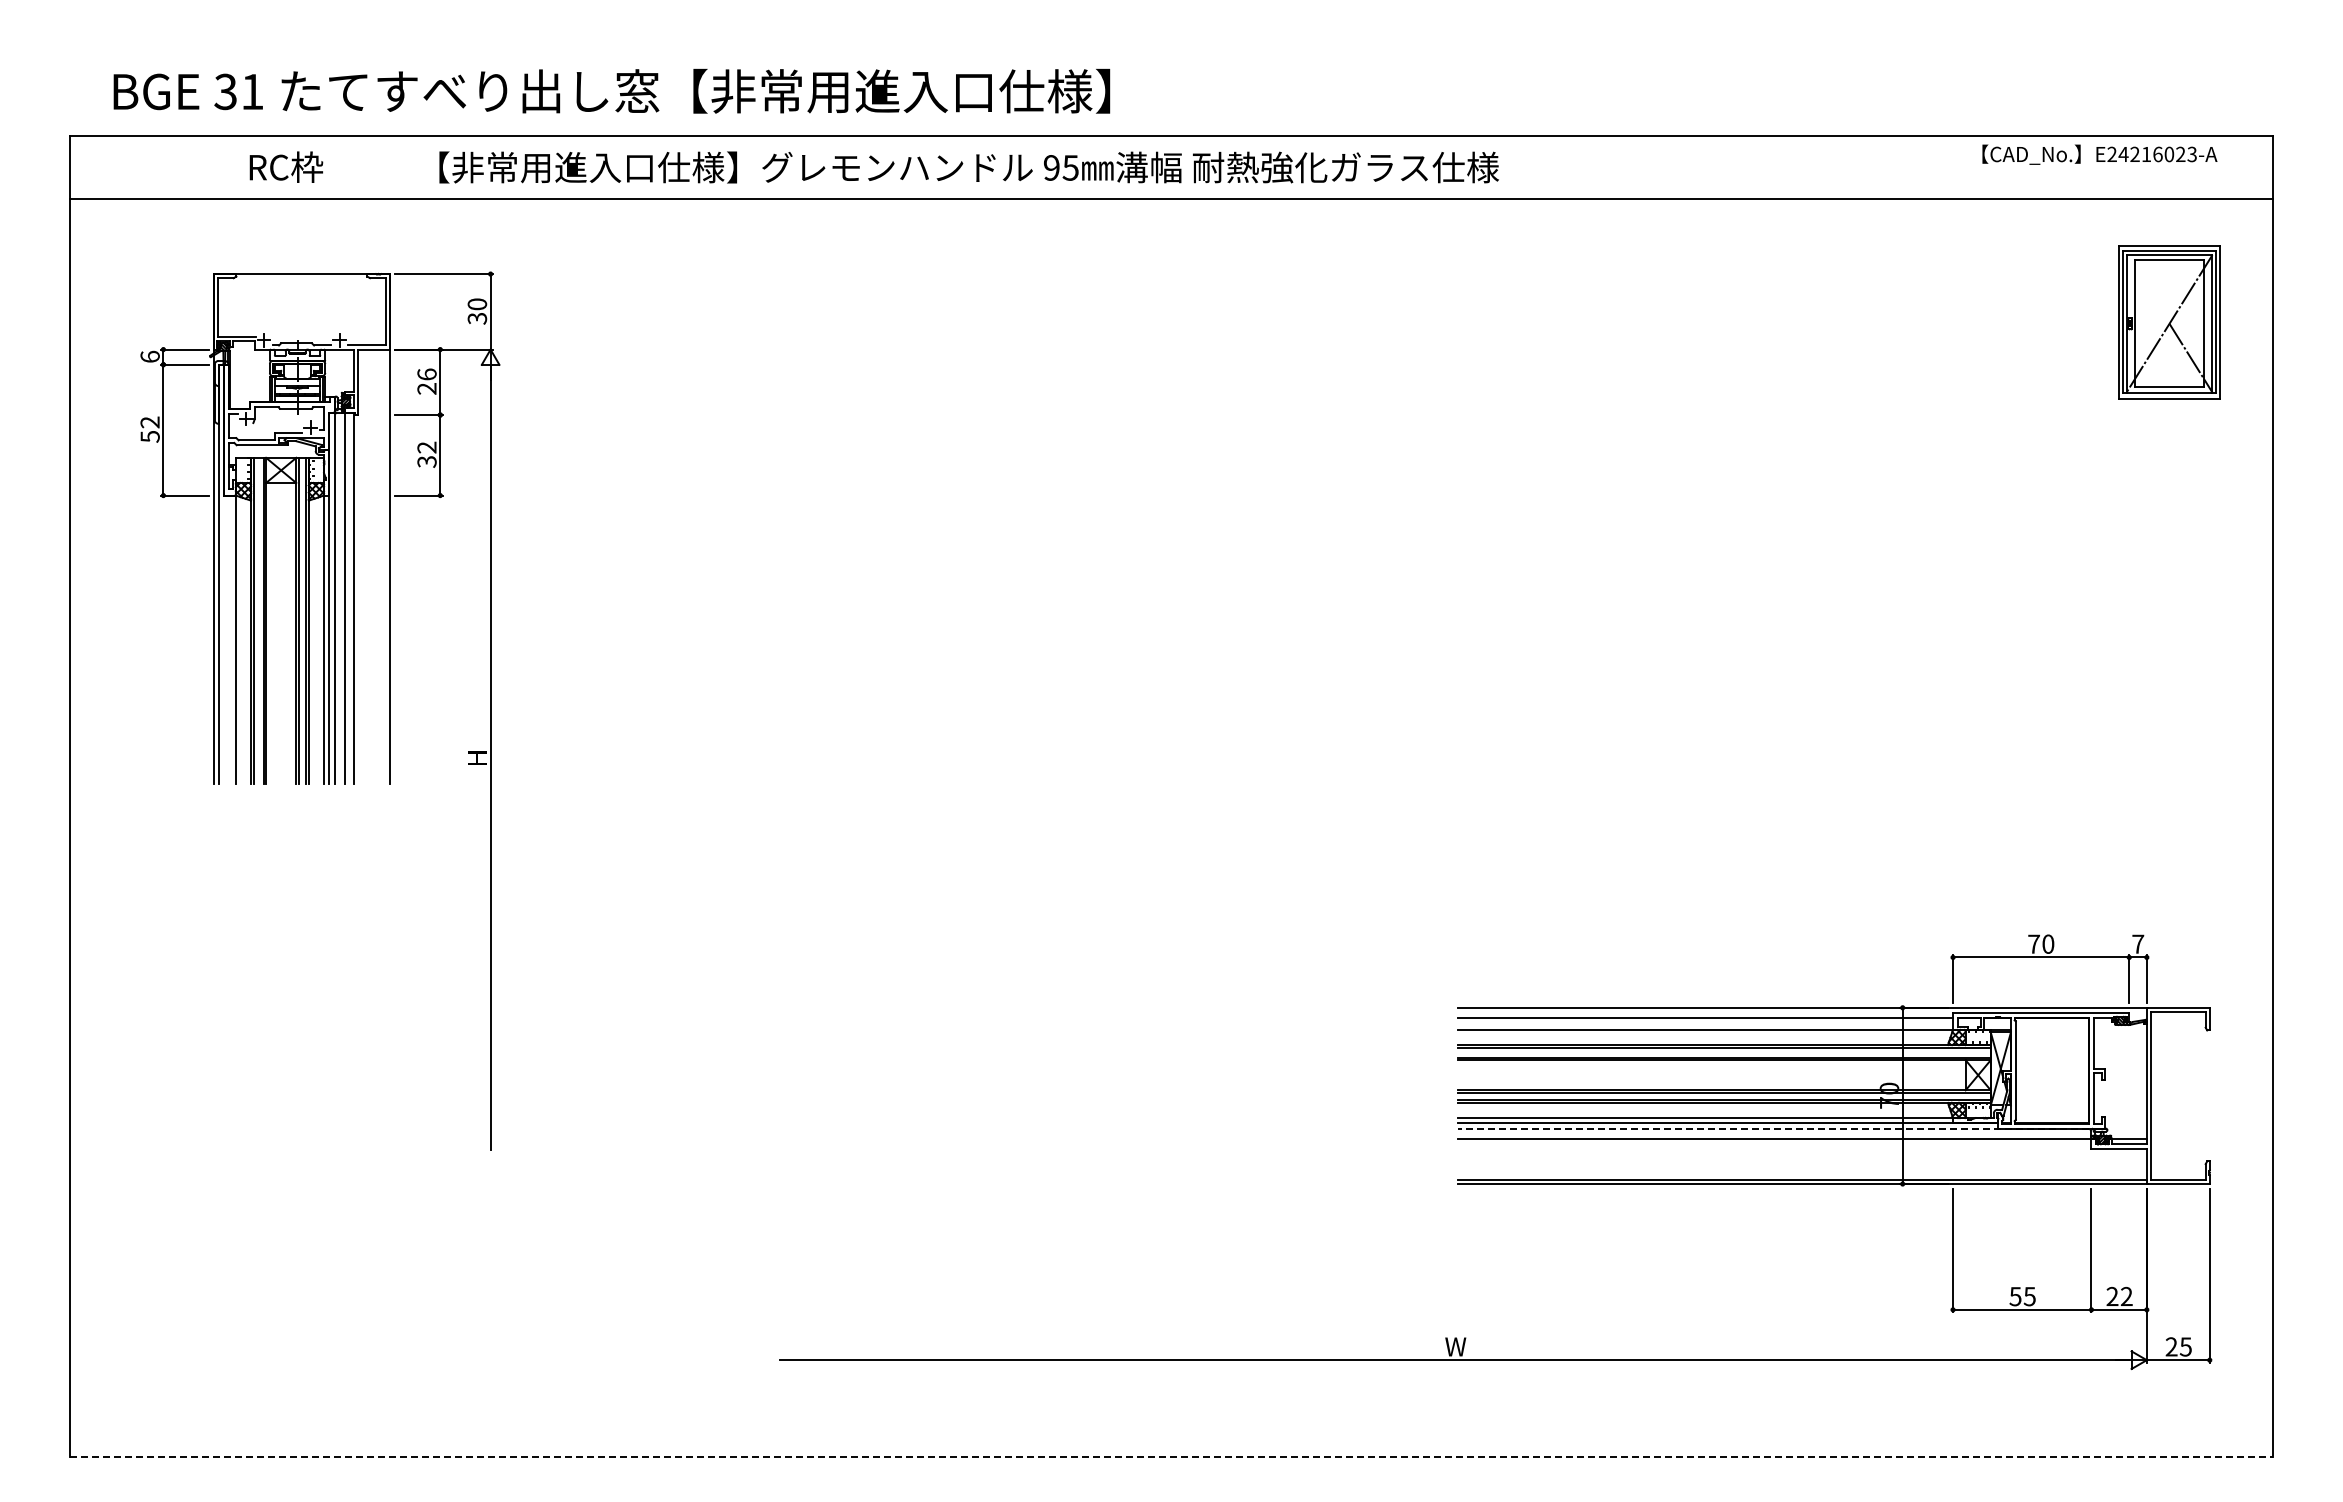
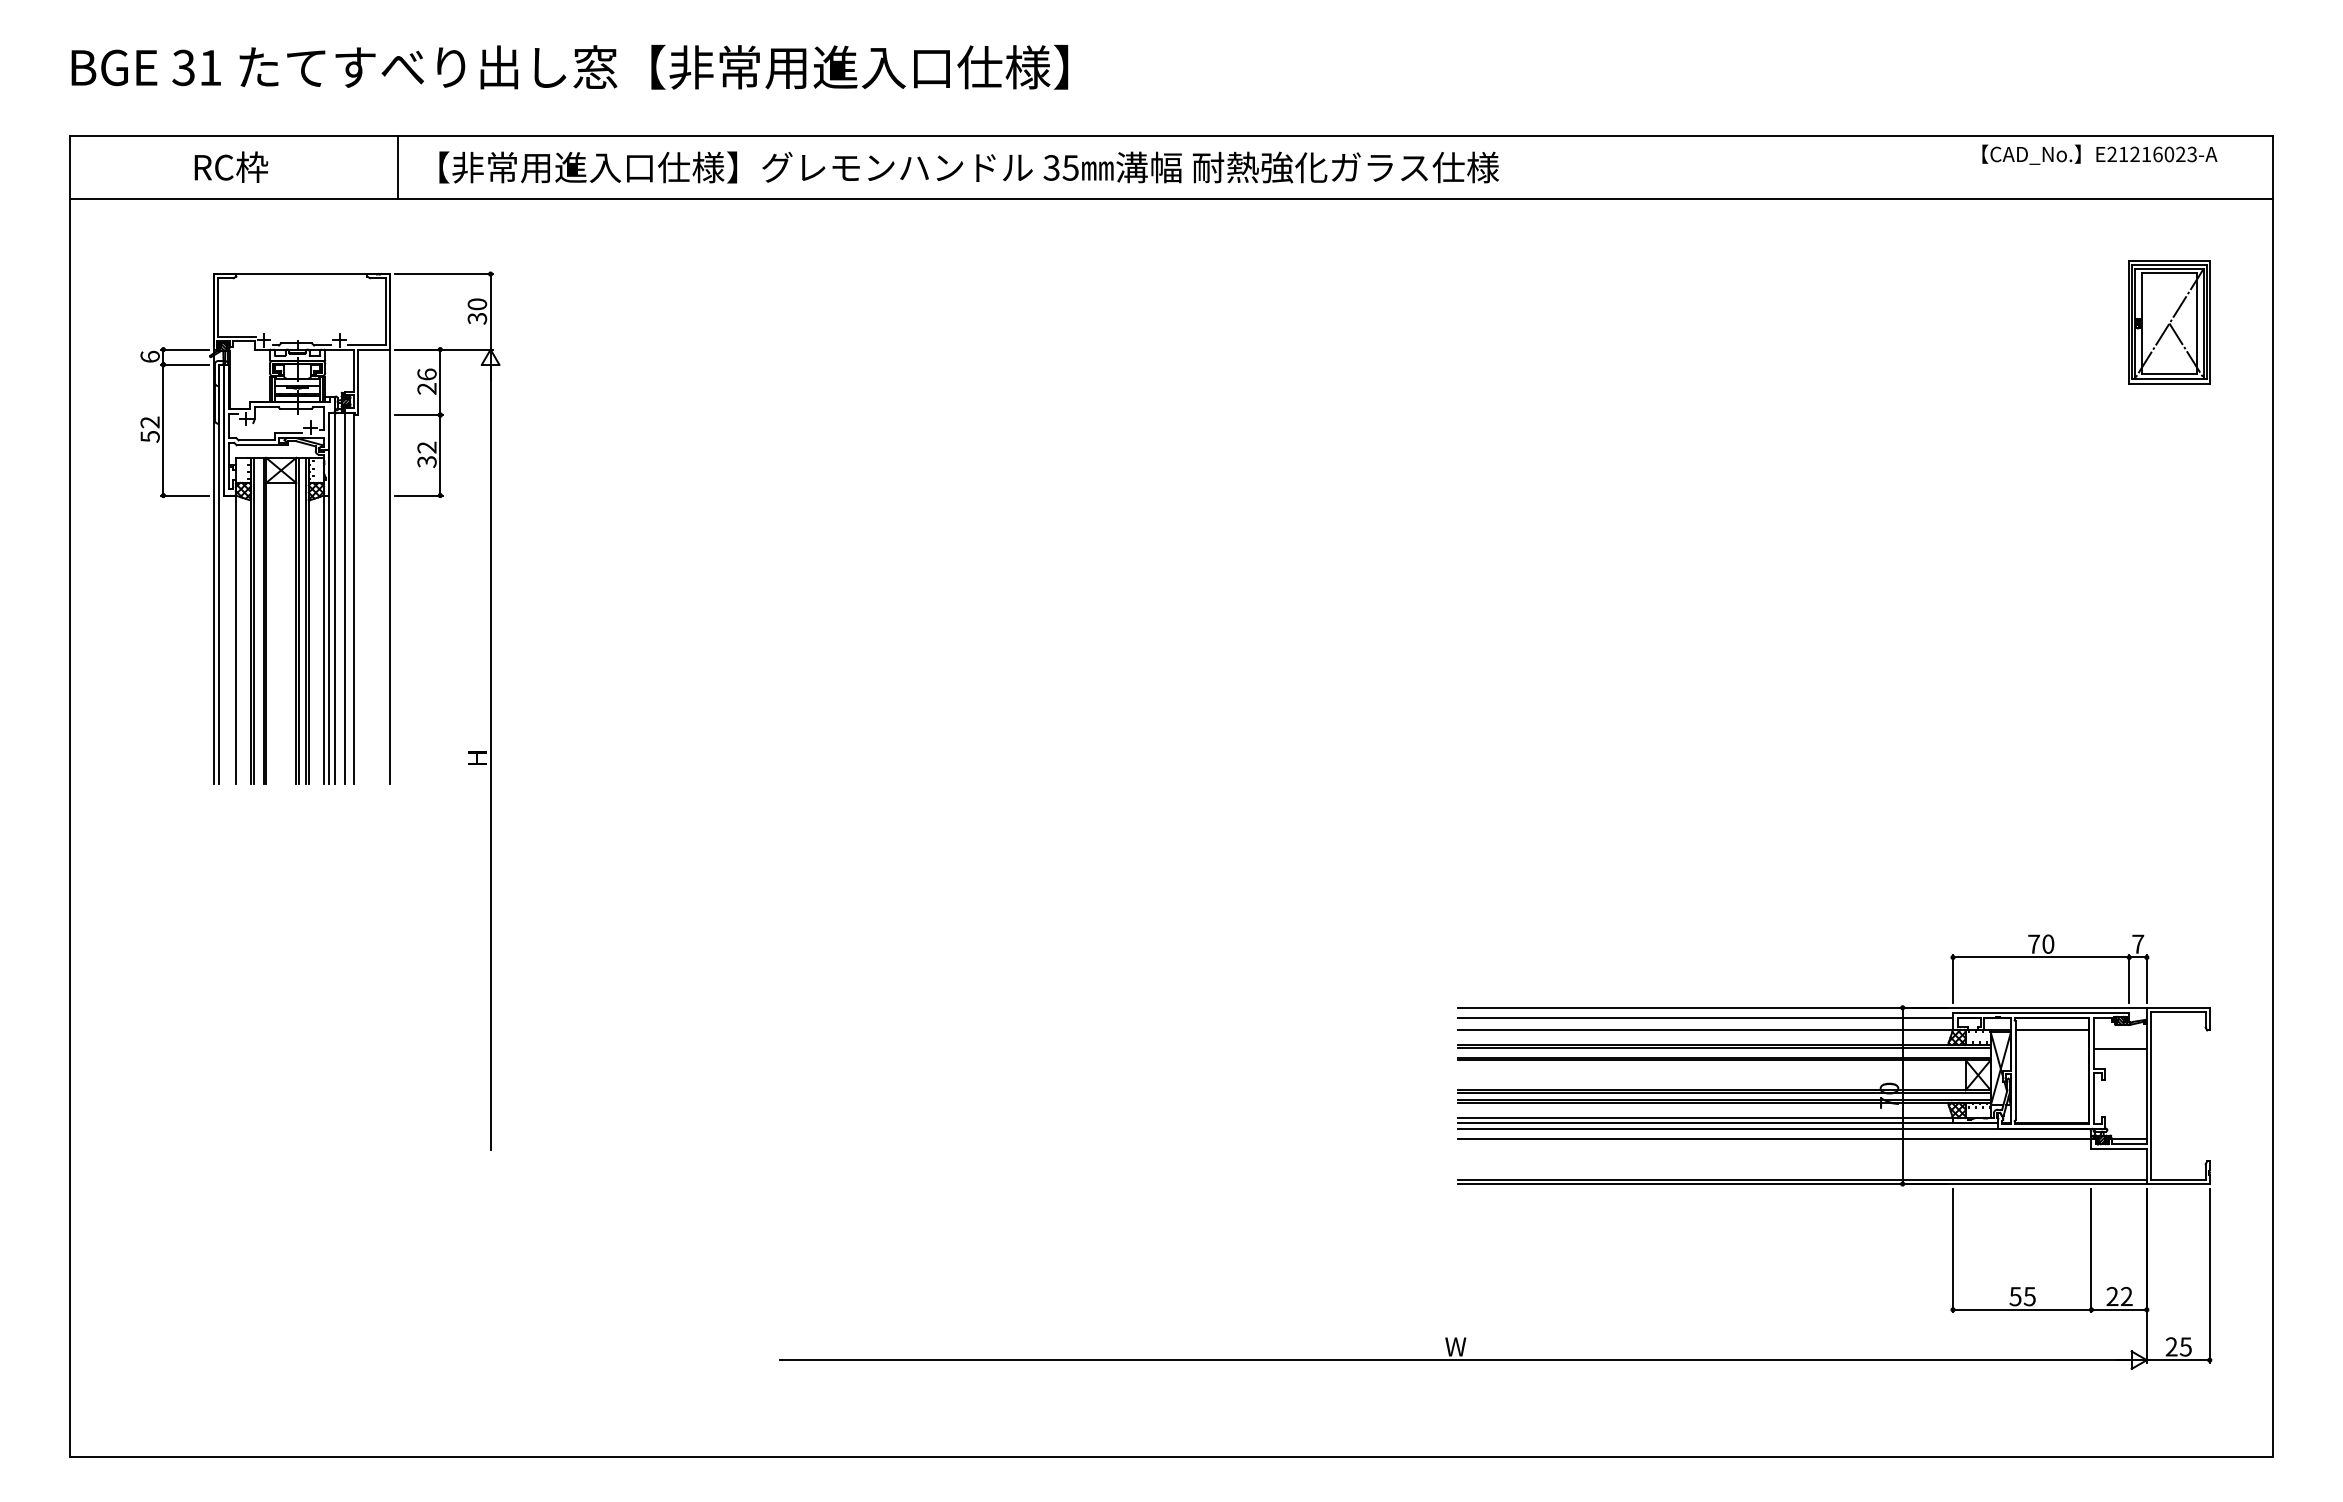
text position: (611, 91) -> (569, 67) (569, 67)
text: E24216023-A -> E21216023-A (2123, 154)
text position: (286, 166) -> (231, 166) (231, 166)
line: none -> present (397, 166)
text: 95 -> 35 (1051, 167)
part size: 103x155 px -> 83x125 px (2169, 322)
line: none -> present (2052, 1029)
line: none -> present (2119, 1048)
line: dashed -> solid (1773, 1128)
line: dashed -> solid (1171, 1457)
